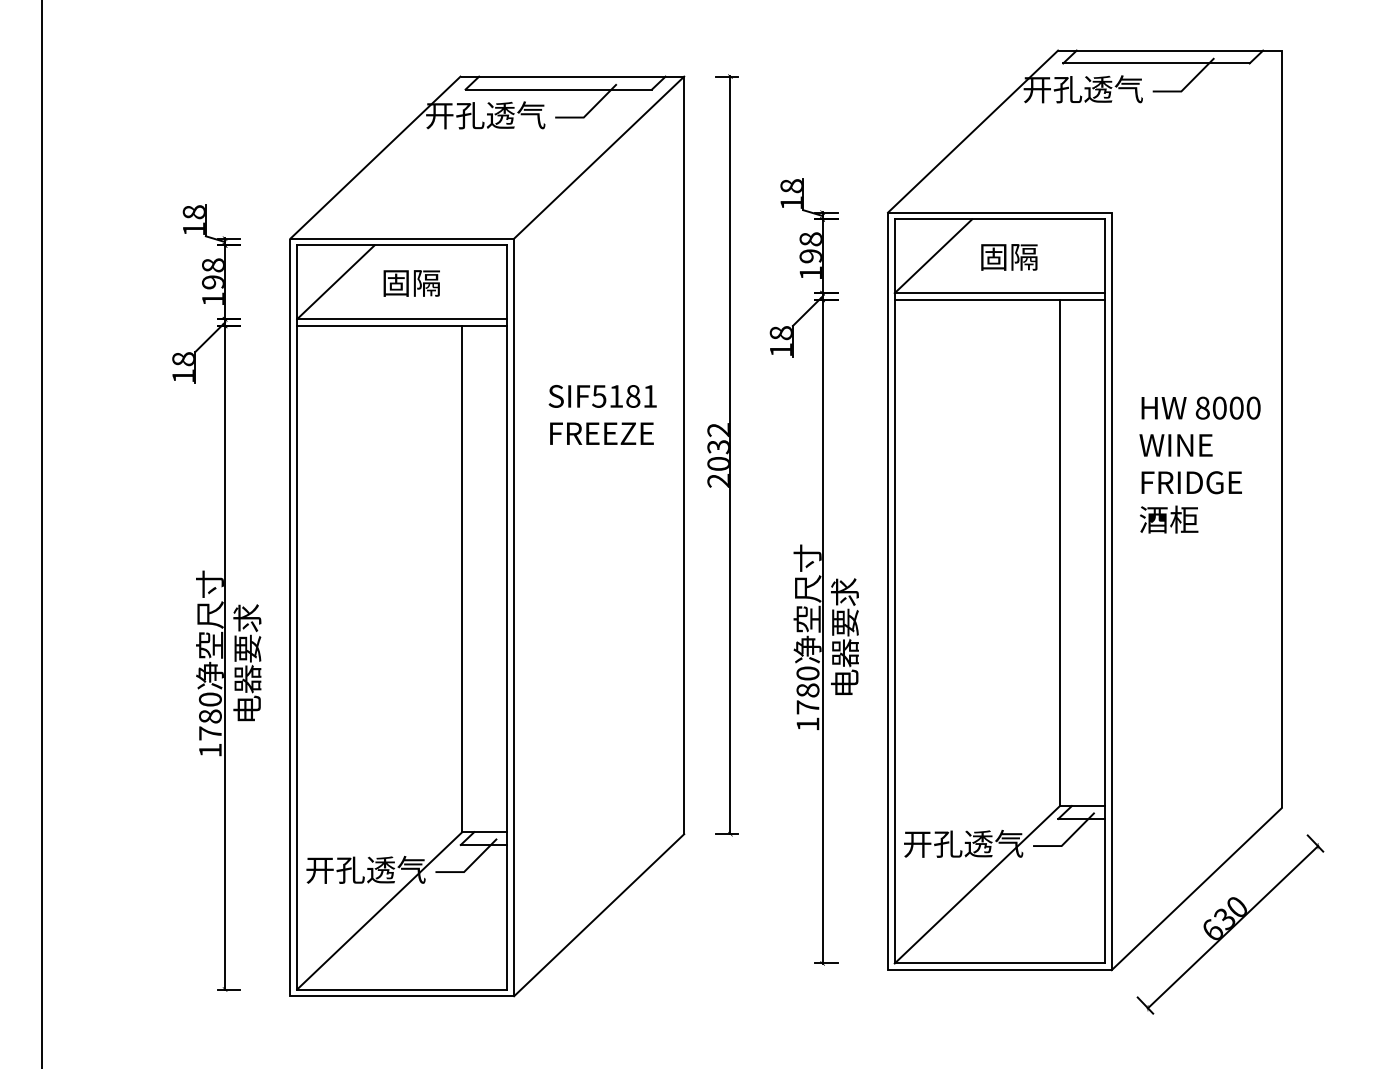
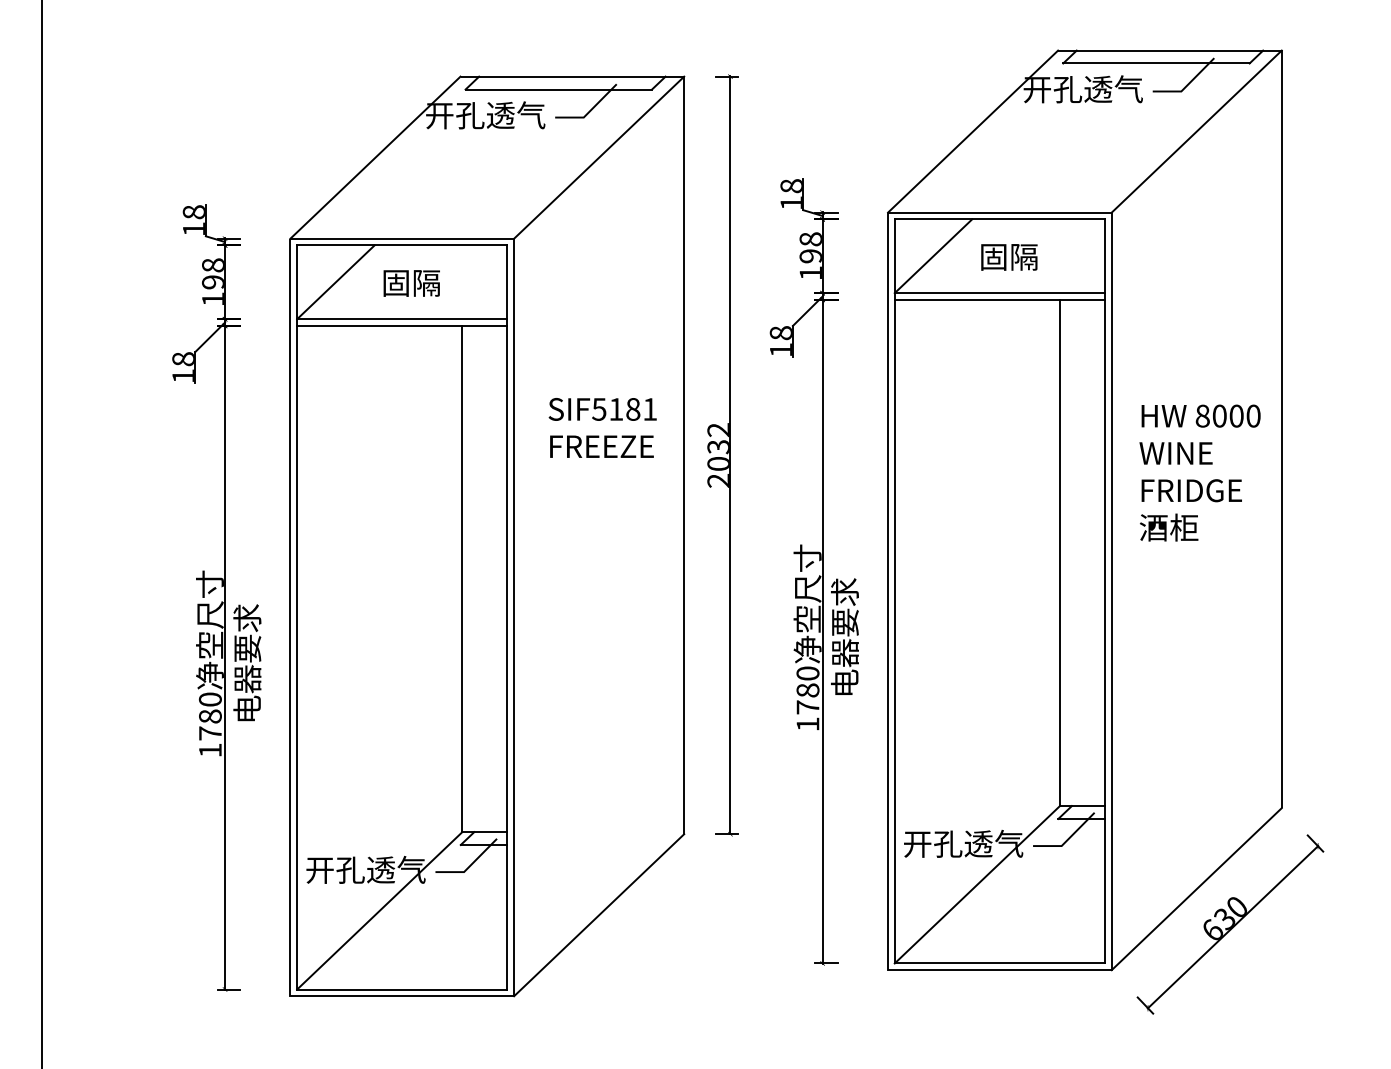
line: none -> present (1196, 131)
text position: (602, 414) -> (602, 427) (602, 427)
text position: (1199, 464) -> (1199, 472) (1199, 472)
